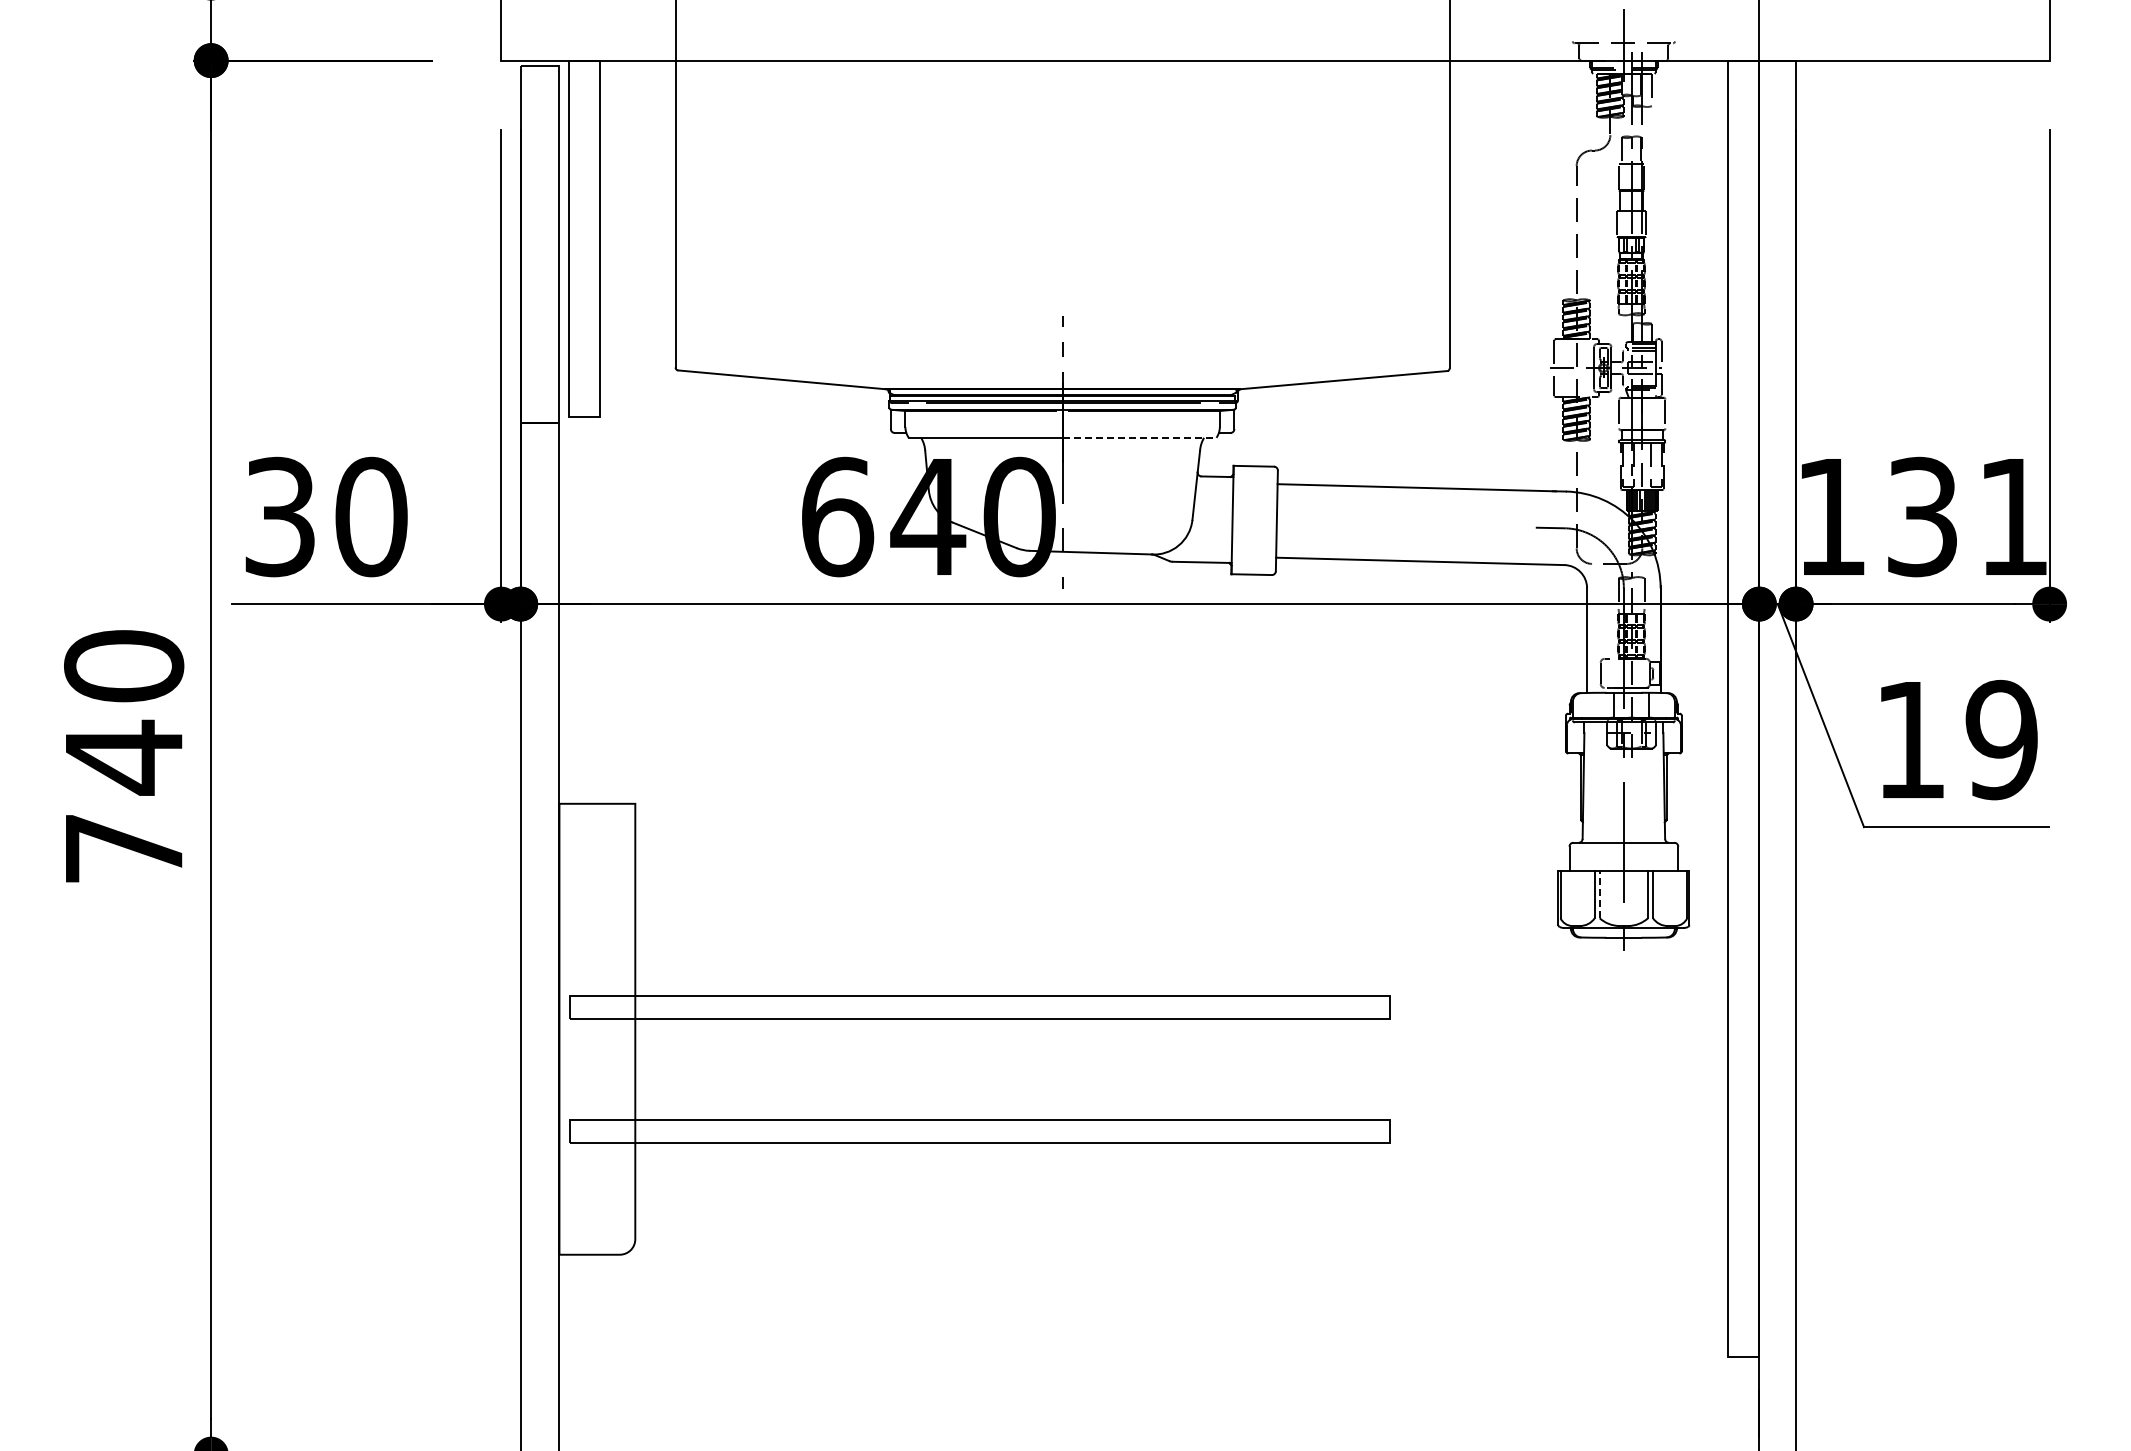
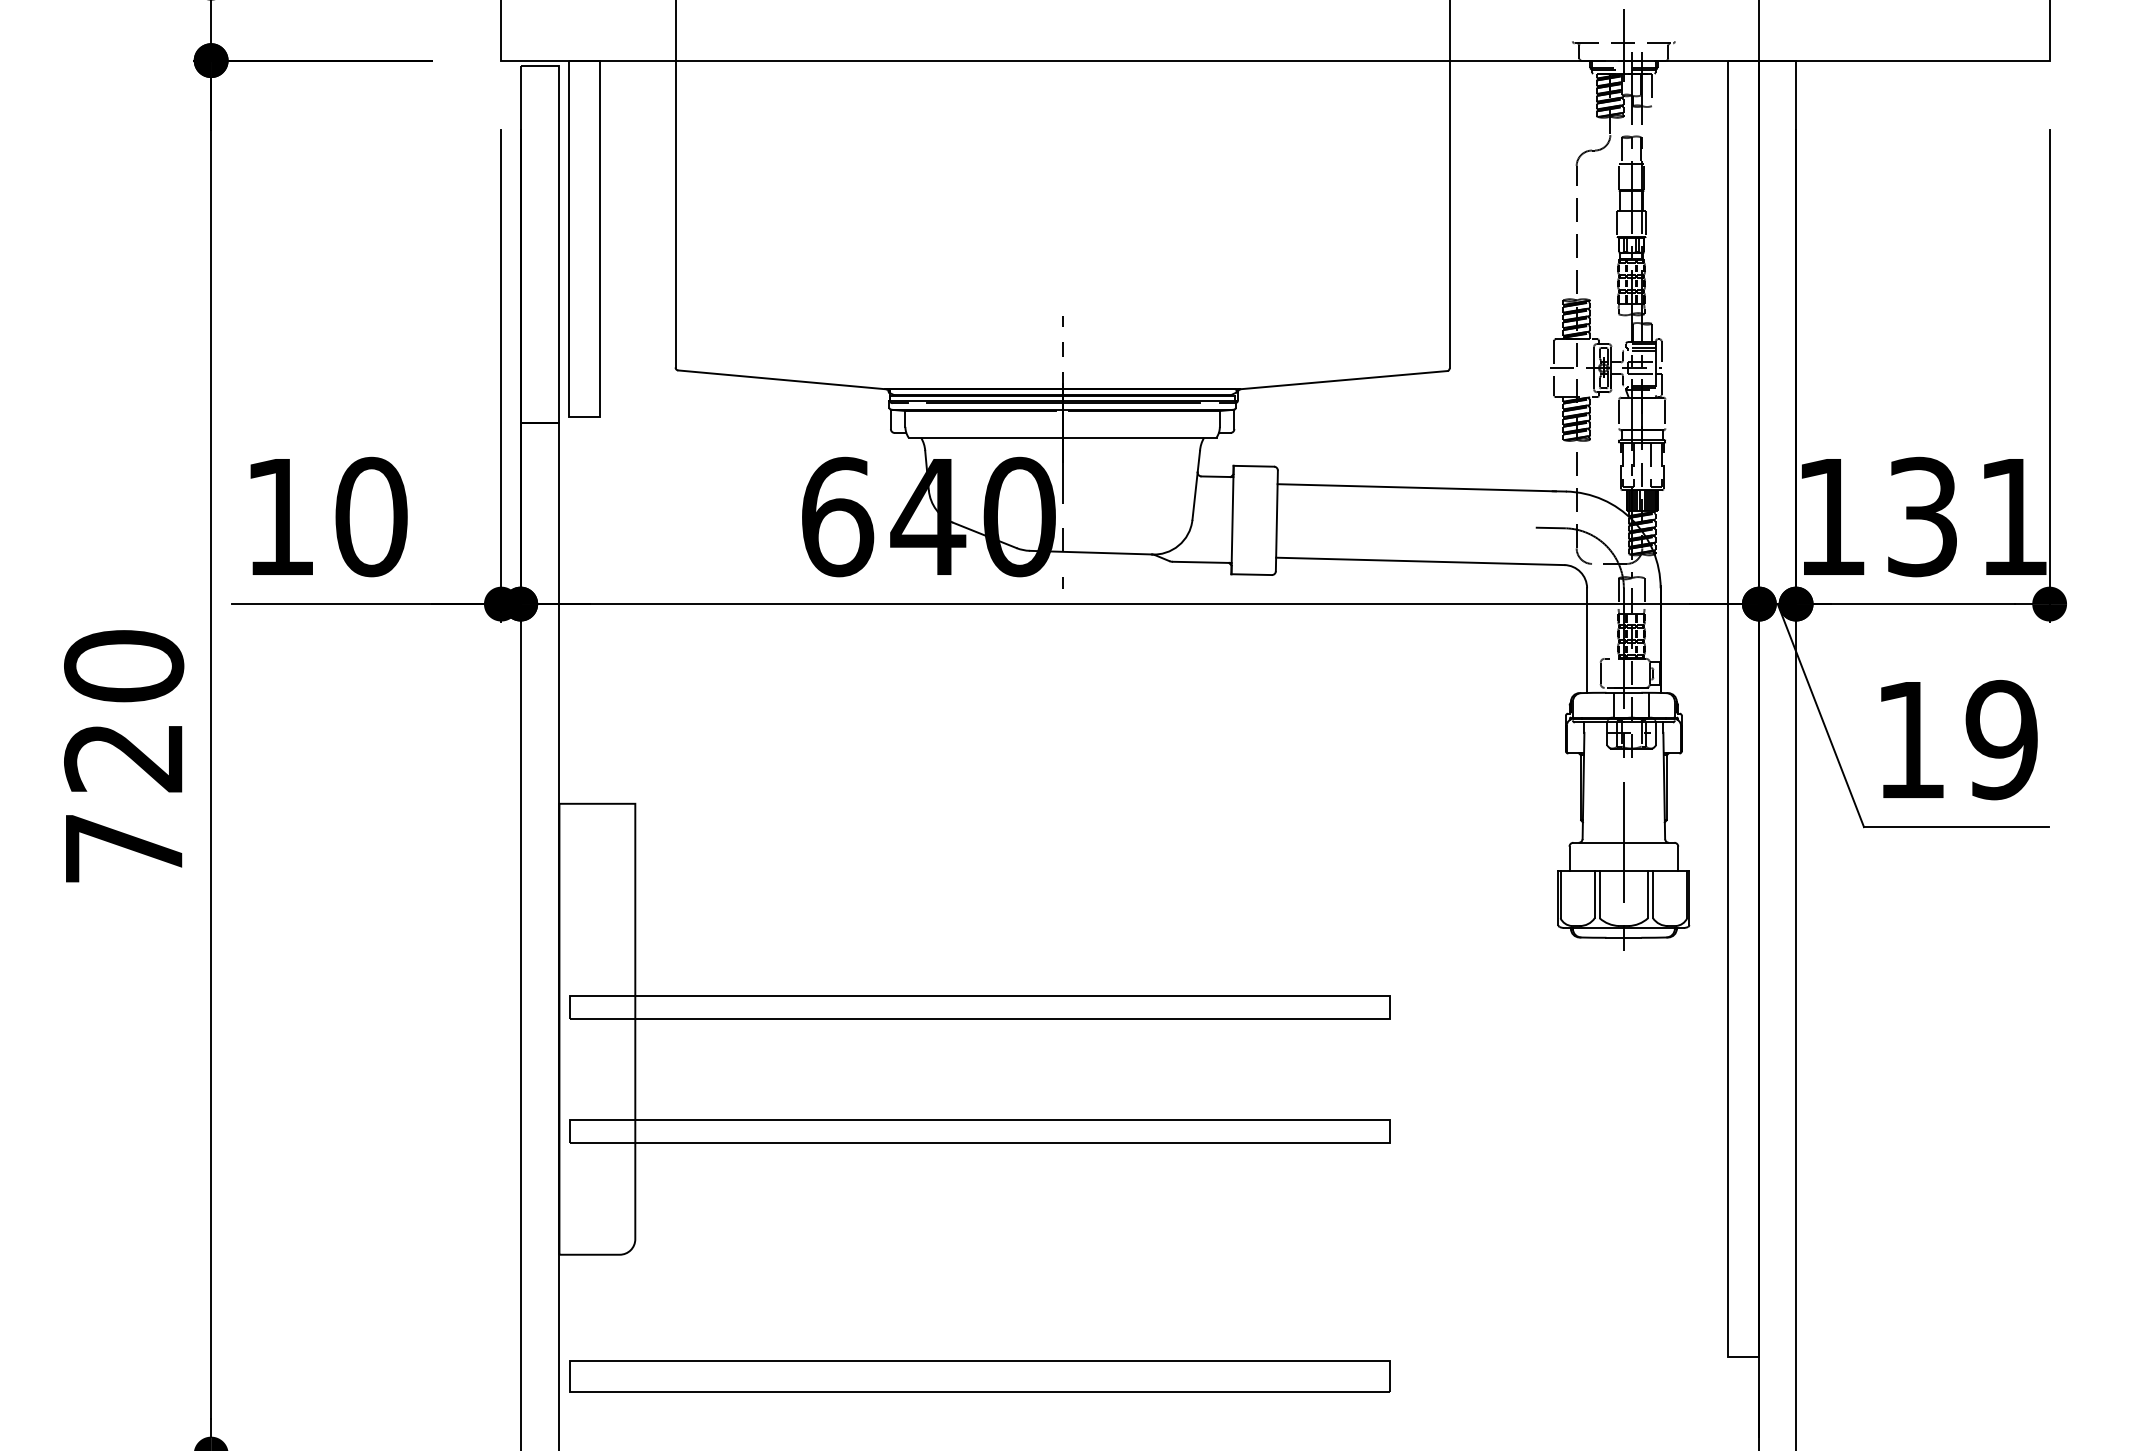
line: dashed -> solid (1139, 437)
text: 30 -> 10 (279, 516)
text: 740 -> 720 (123, 757)
line: dashed -> solid (1599, 894)
part: none -> present (979, 1376)
